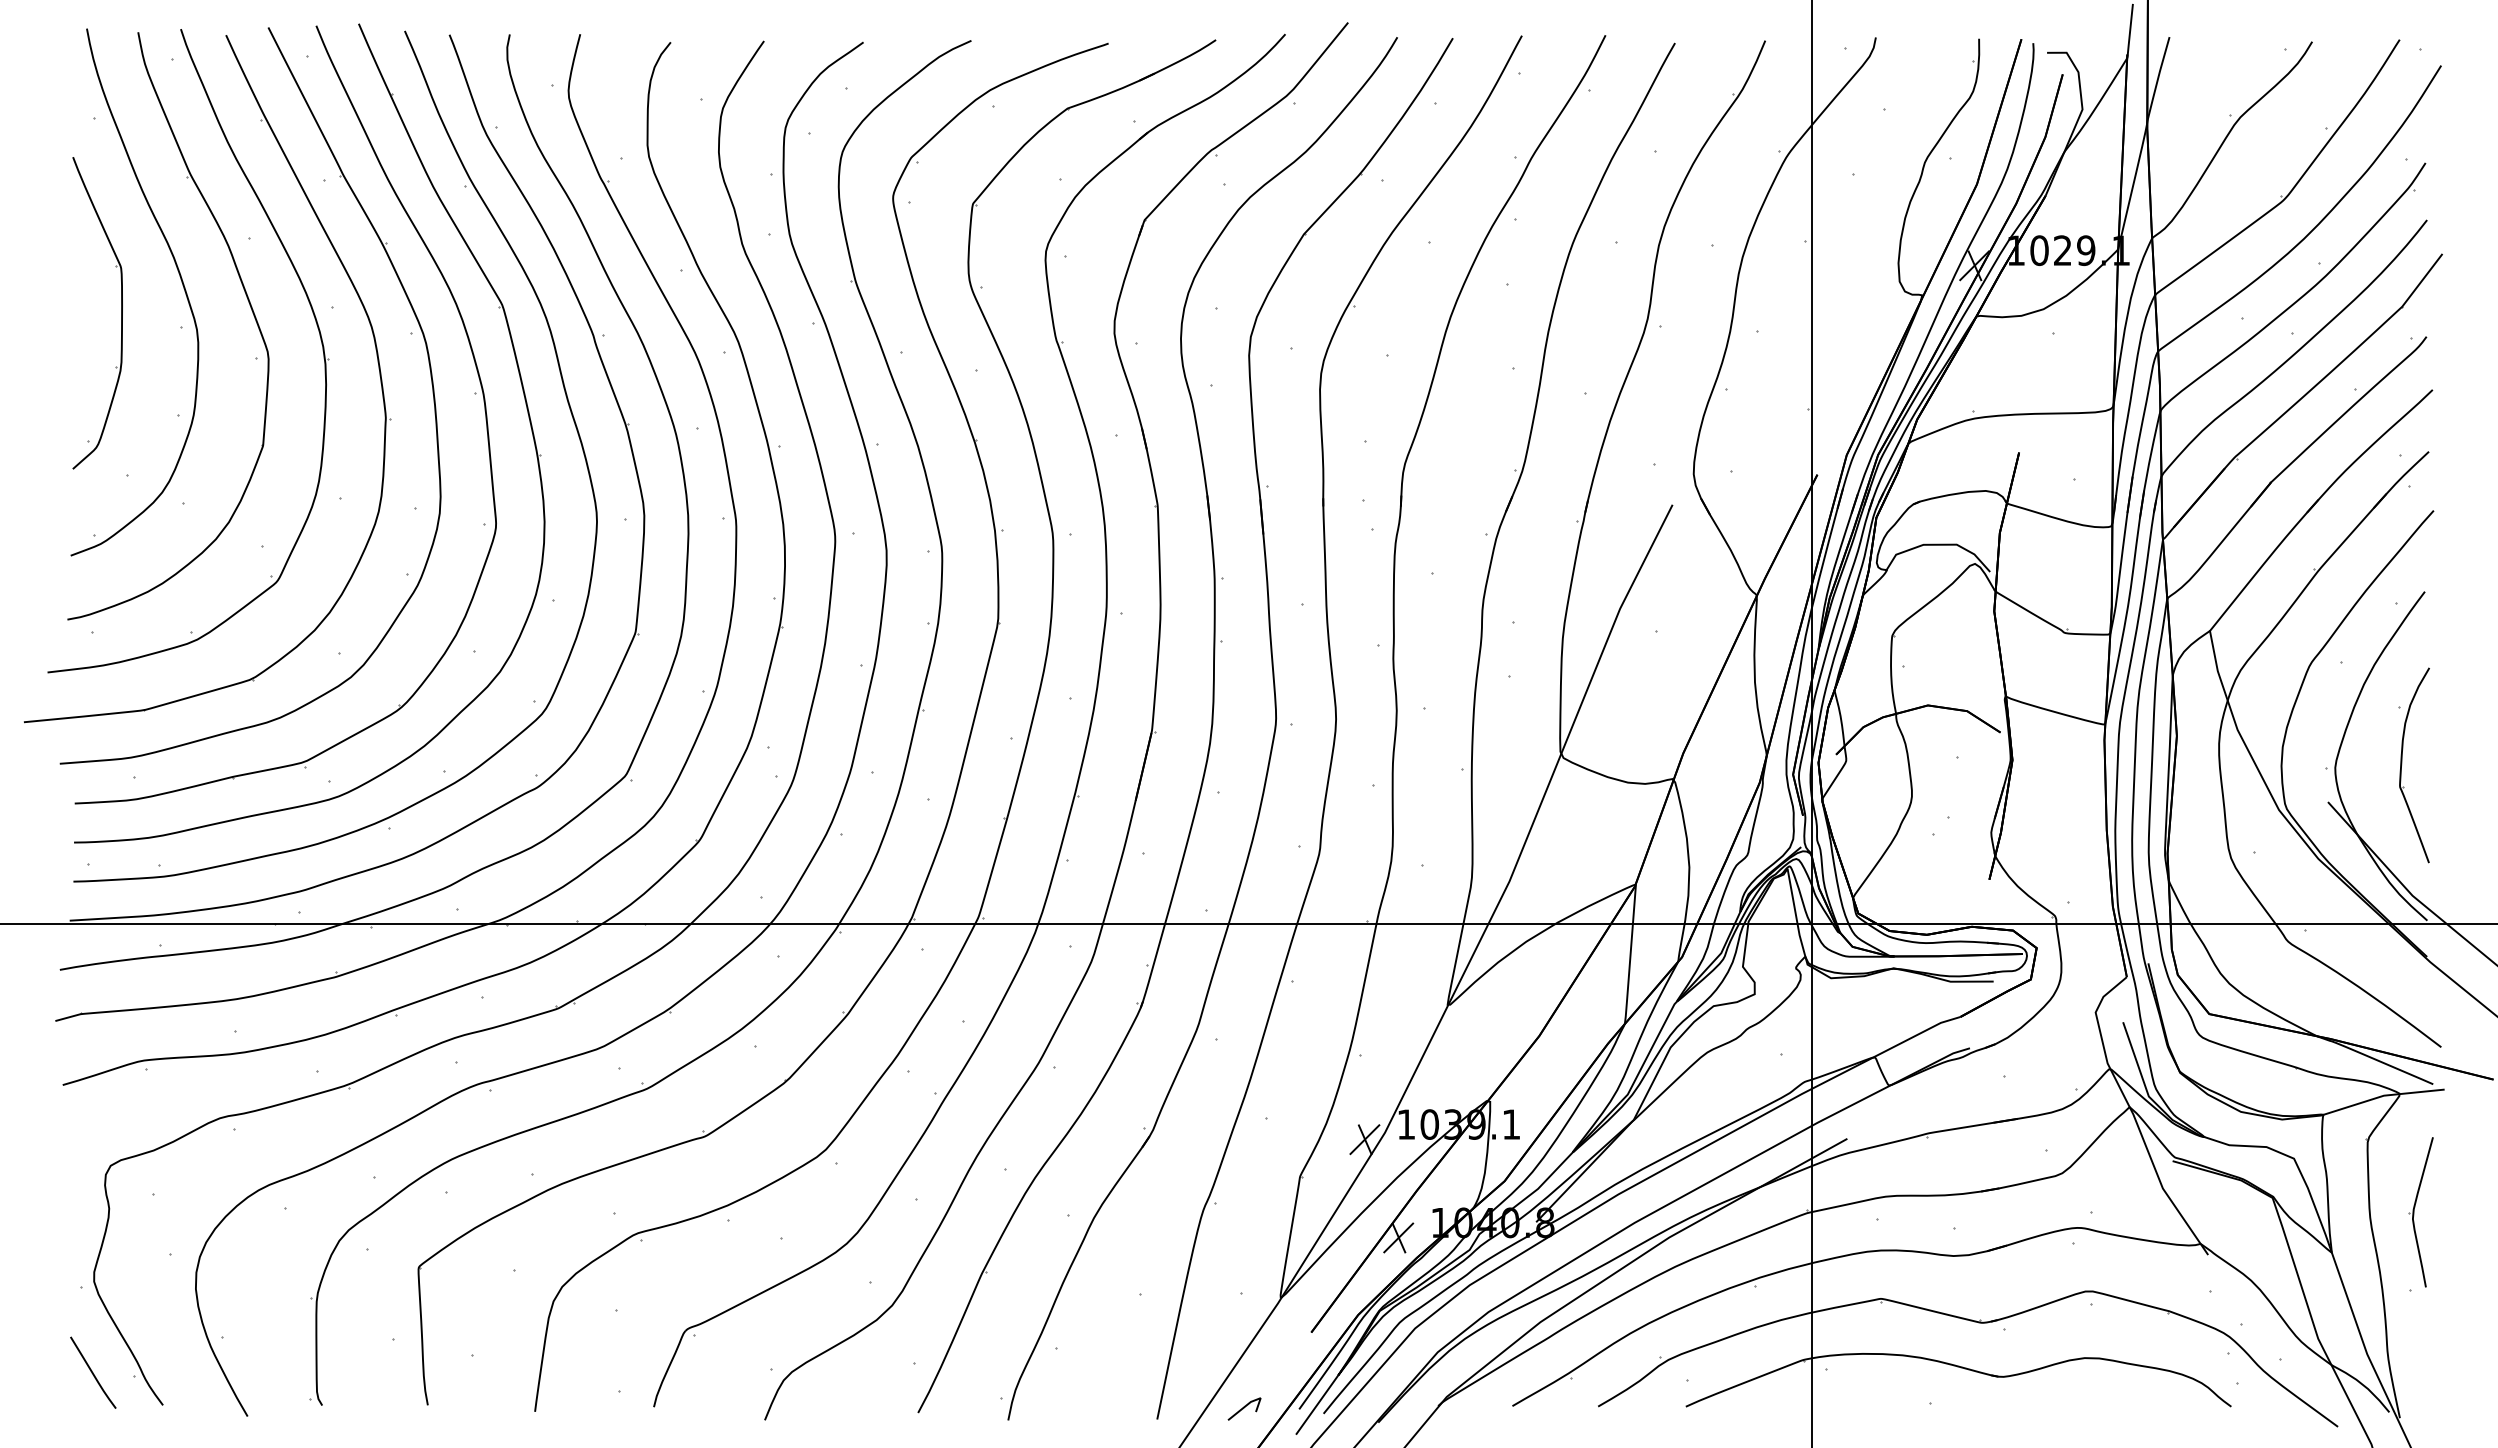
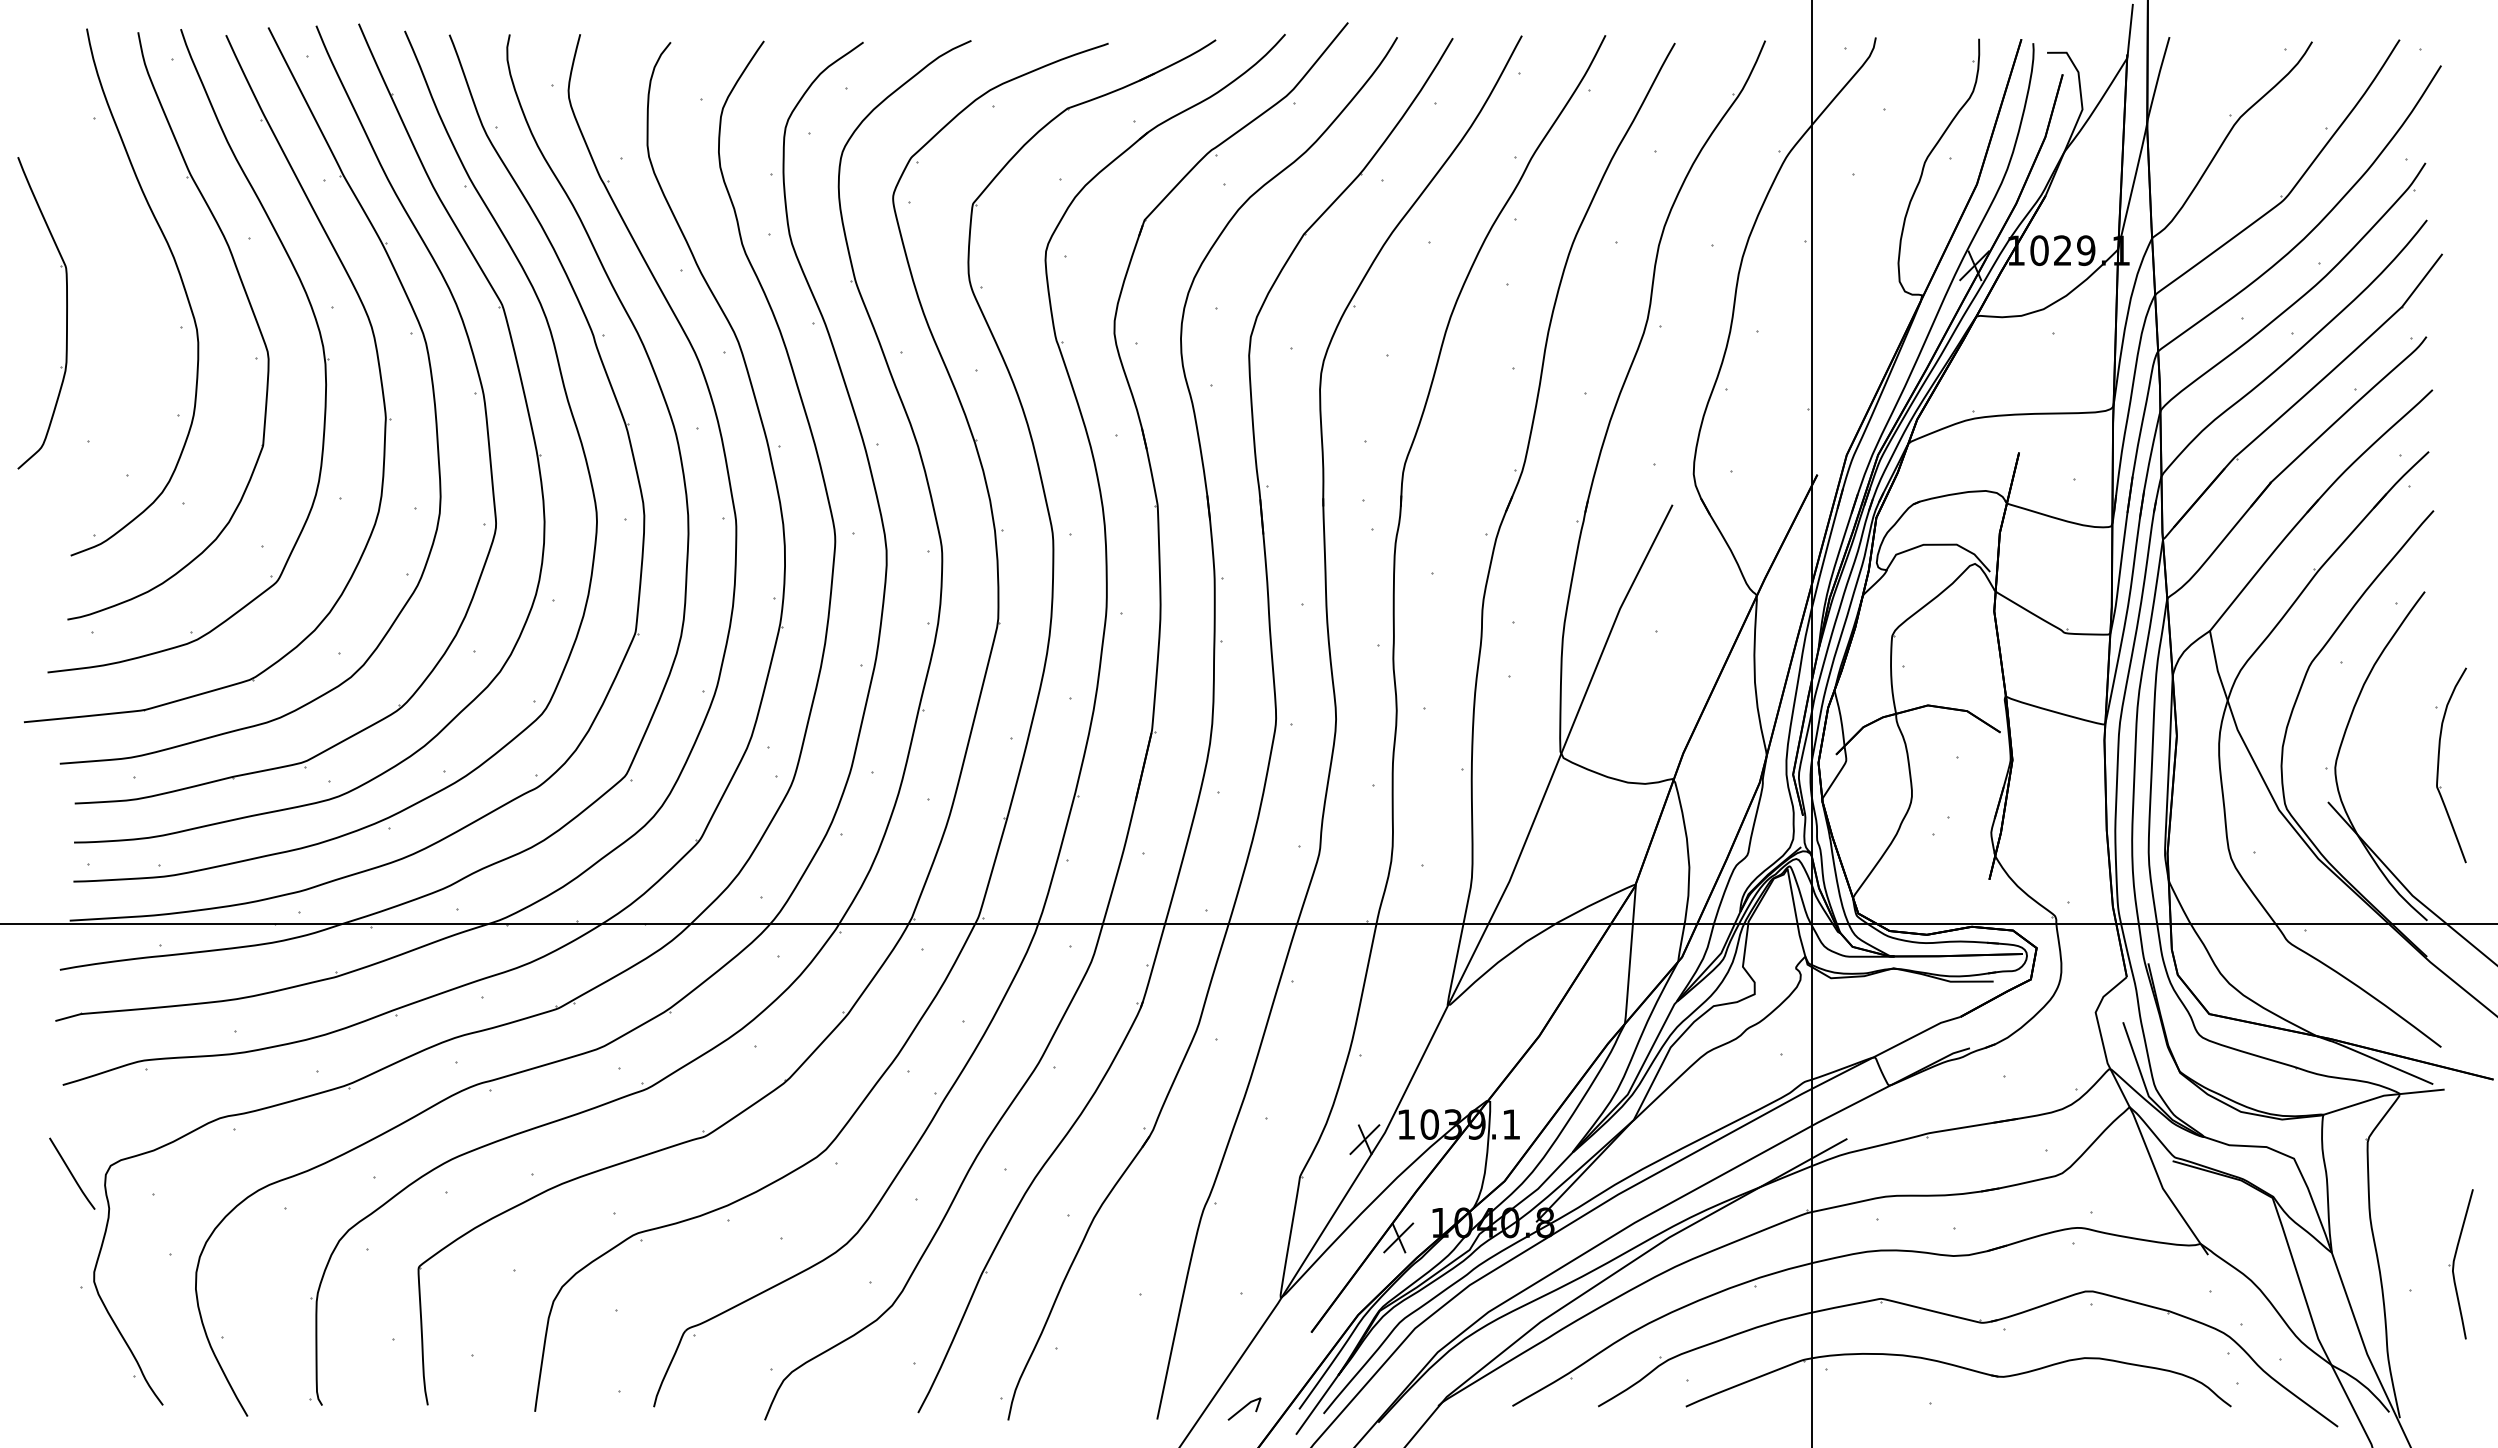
part position: (121, 313) -> (66, 313) (66, 313)
part position: (2402, 764) -> (2439, 764) (2439, 764)
part position: (2420, 1212) -> (2460, 1264) (2460, 1264)
curve position: (93, 1372) -> (72, 1173) (72, 1173)
